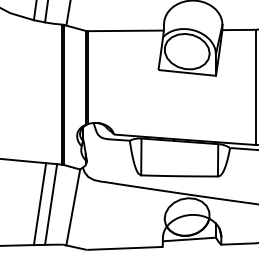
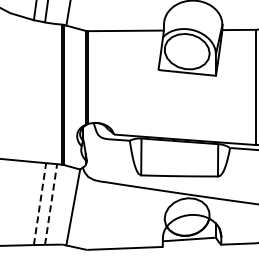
line: solid -> dashed (40, 203)
line: solid -> dashed (51, 204)
